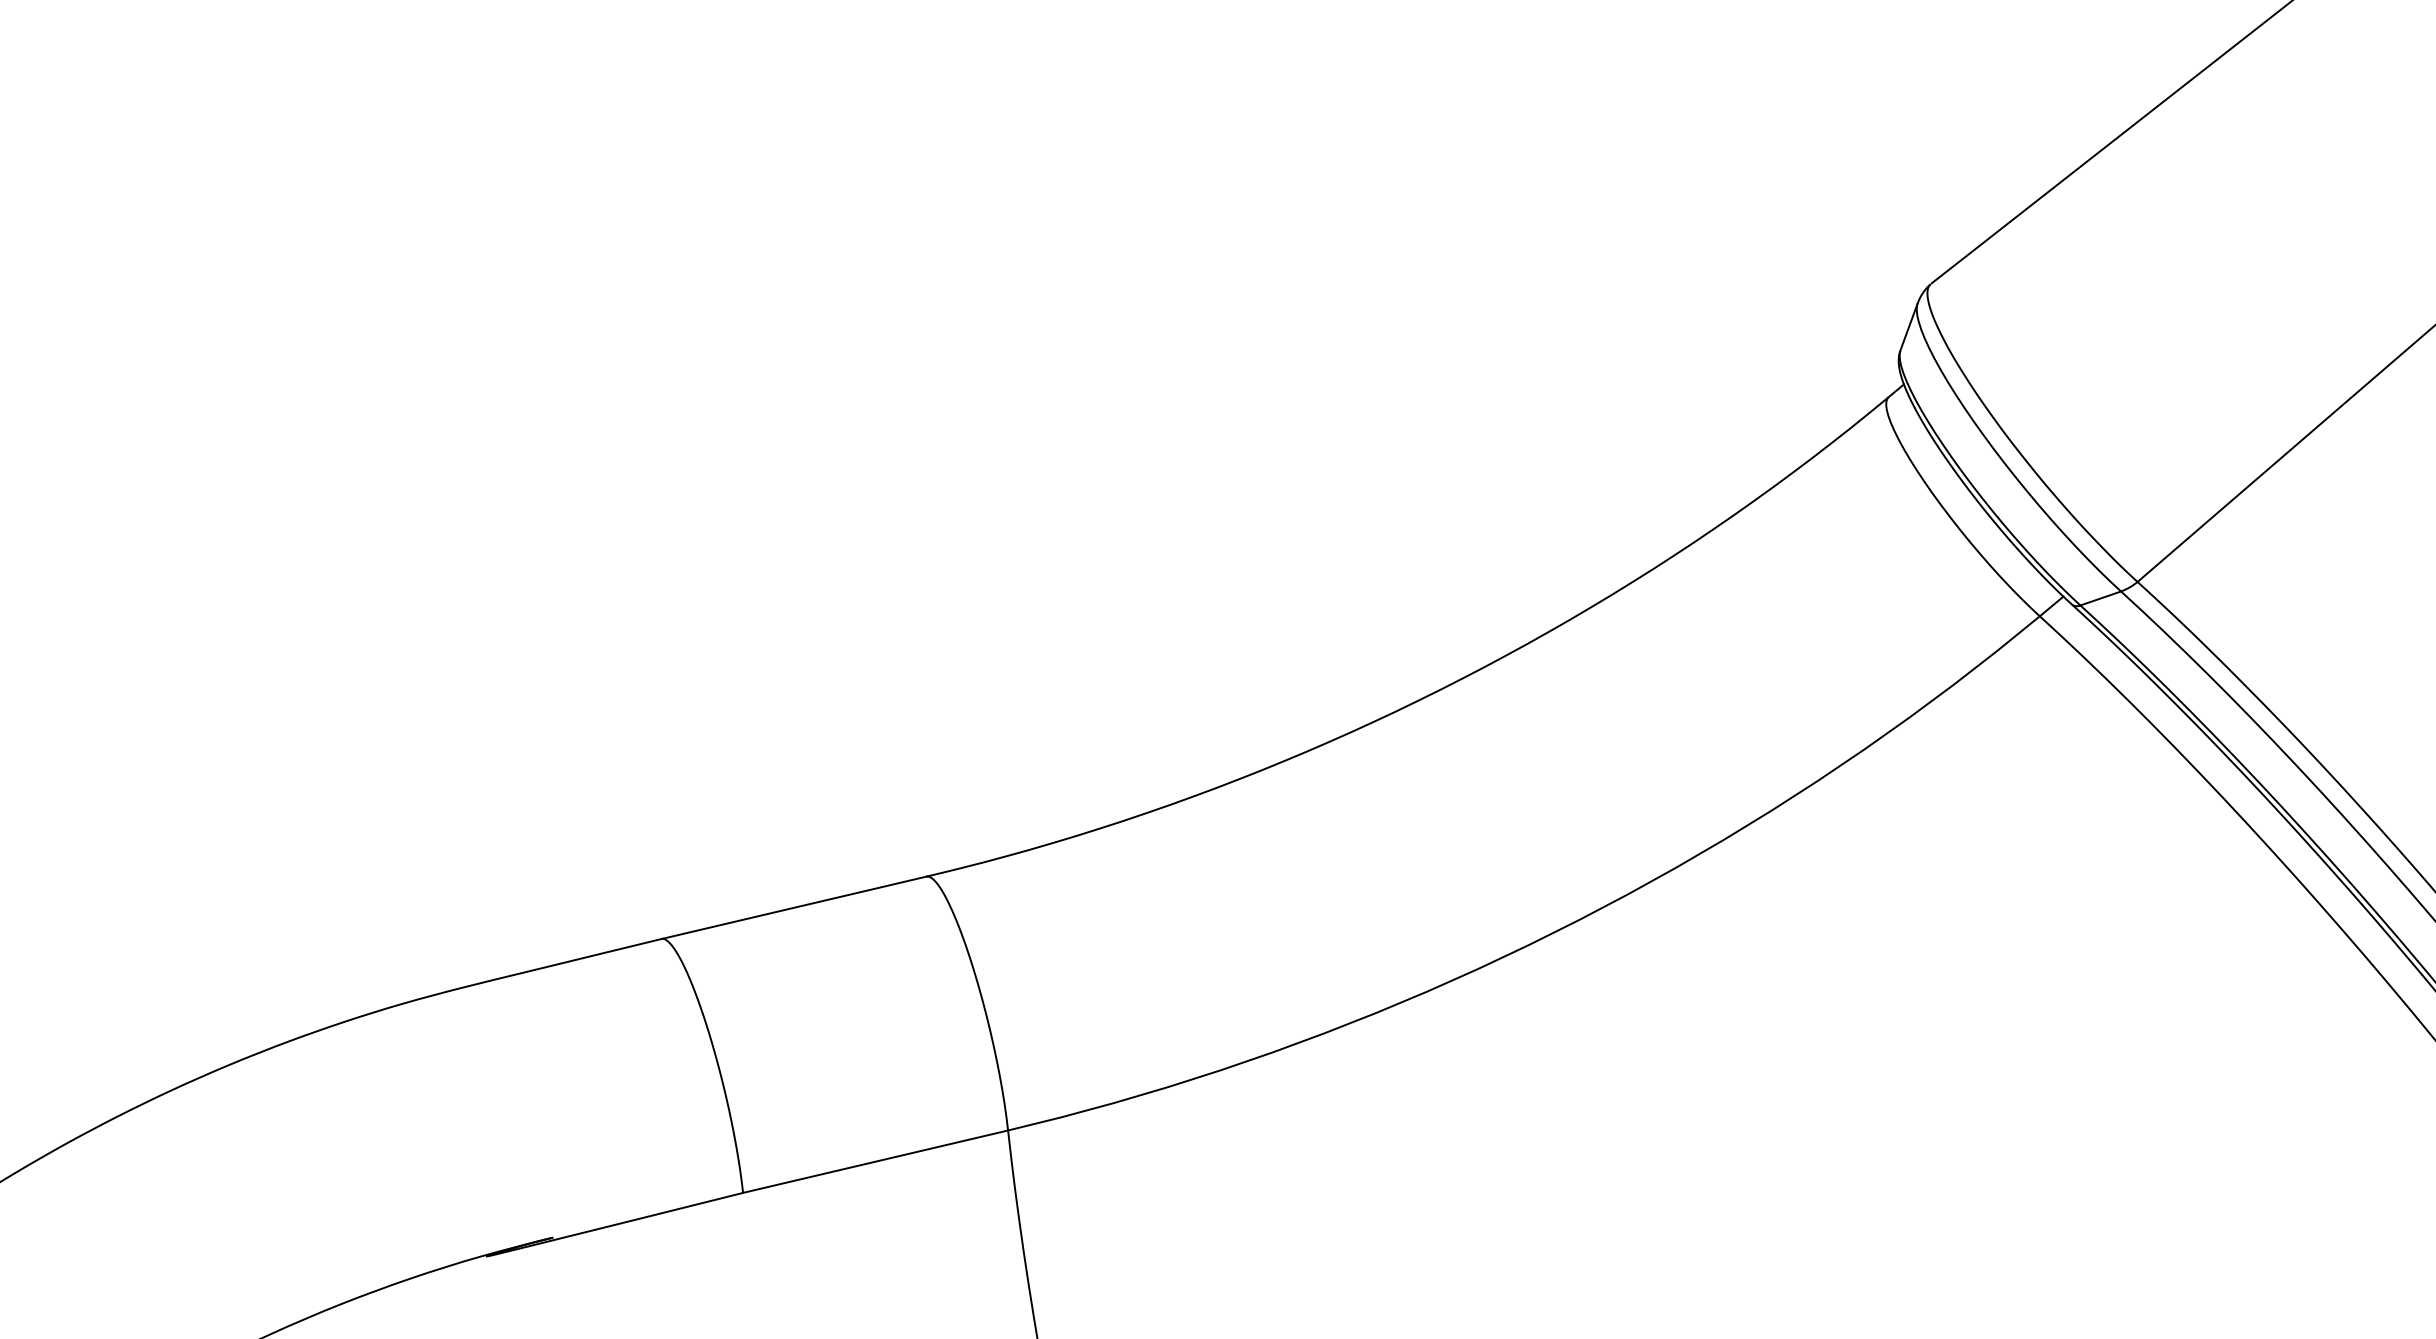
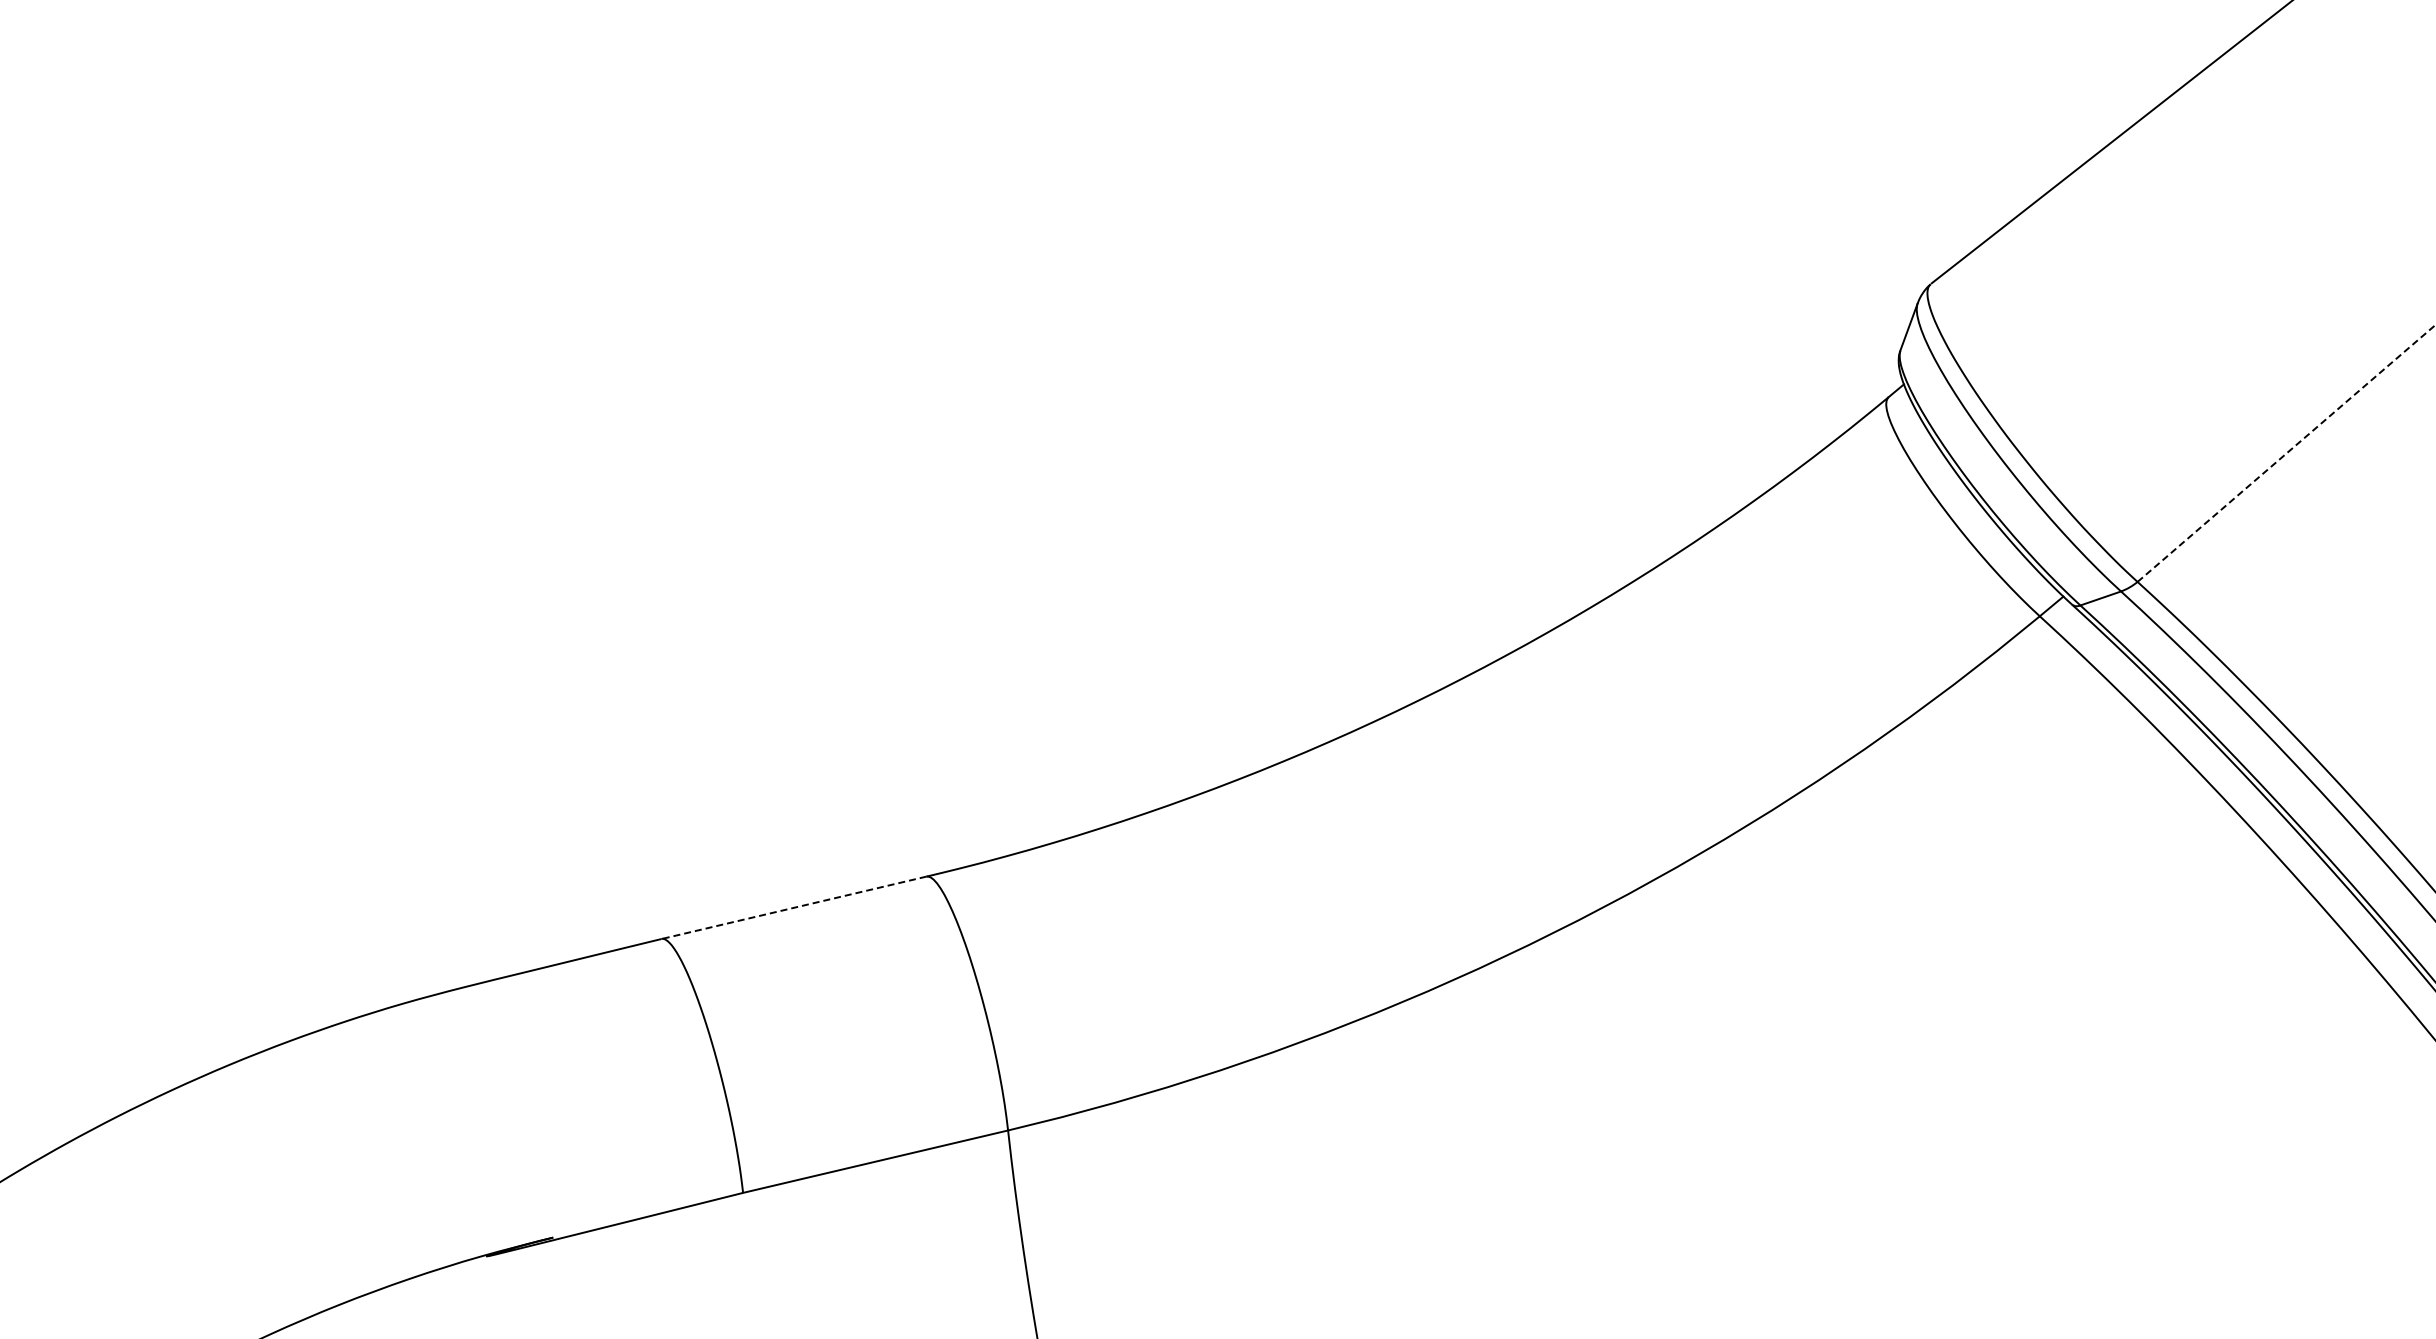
line: solid -> dashed (2286, 453)
line: solid -> dashed (793, 907)
